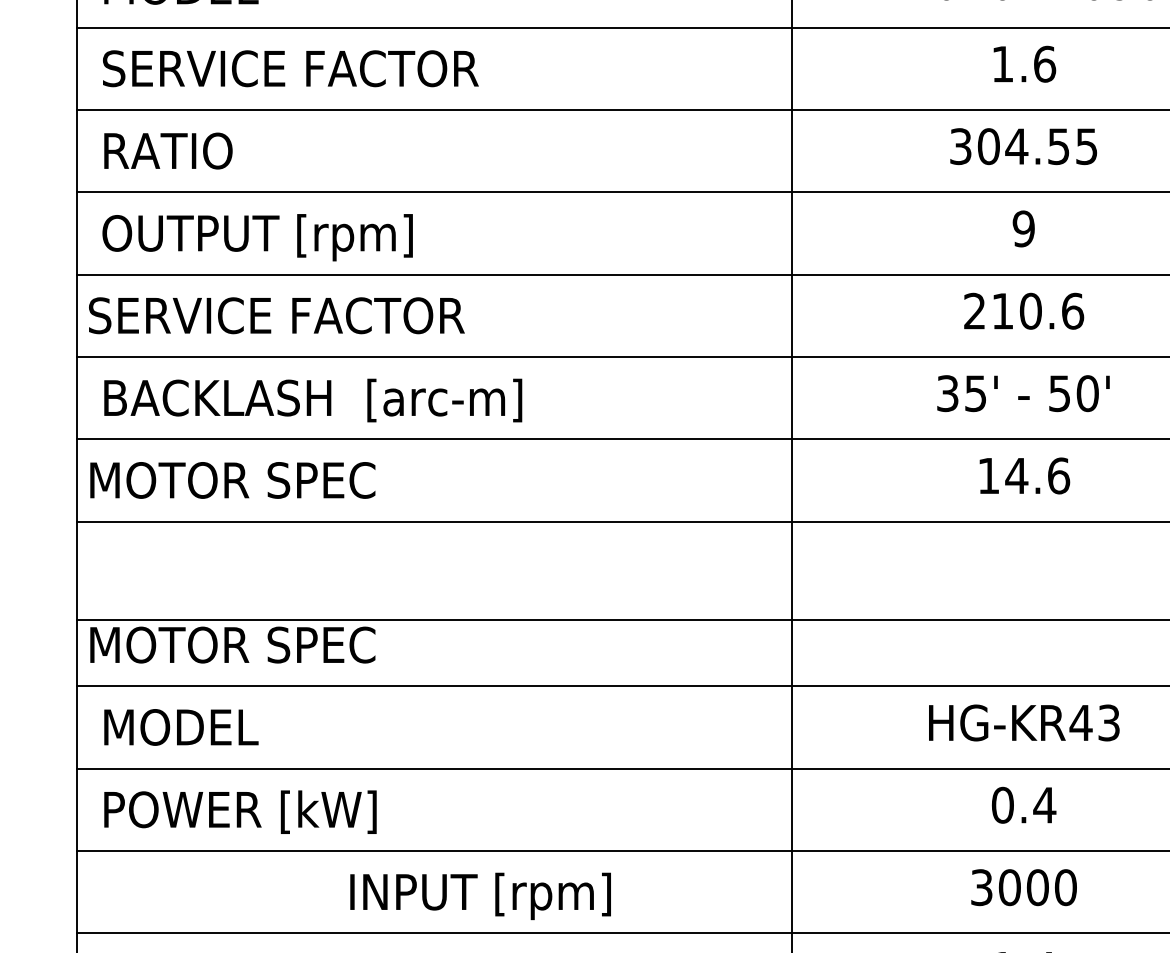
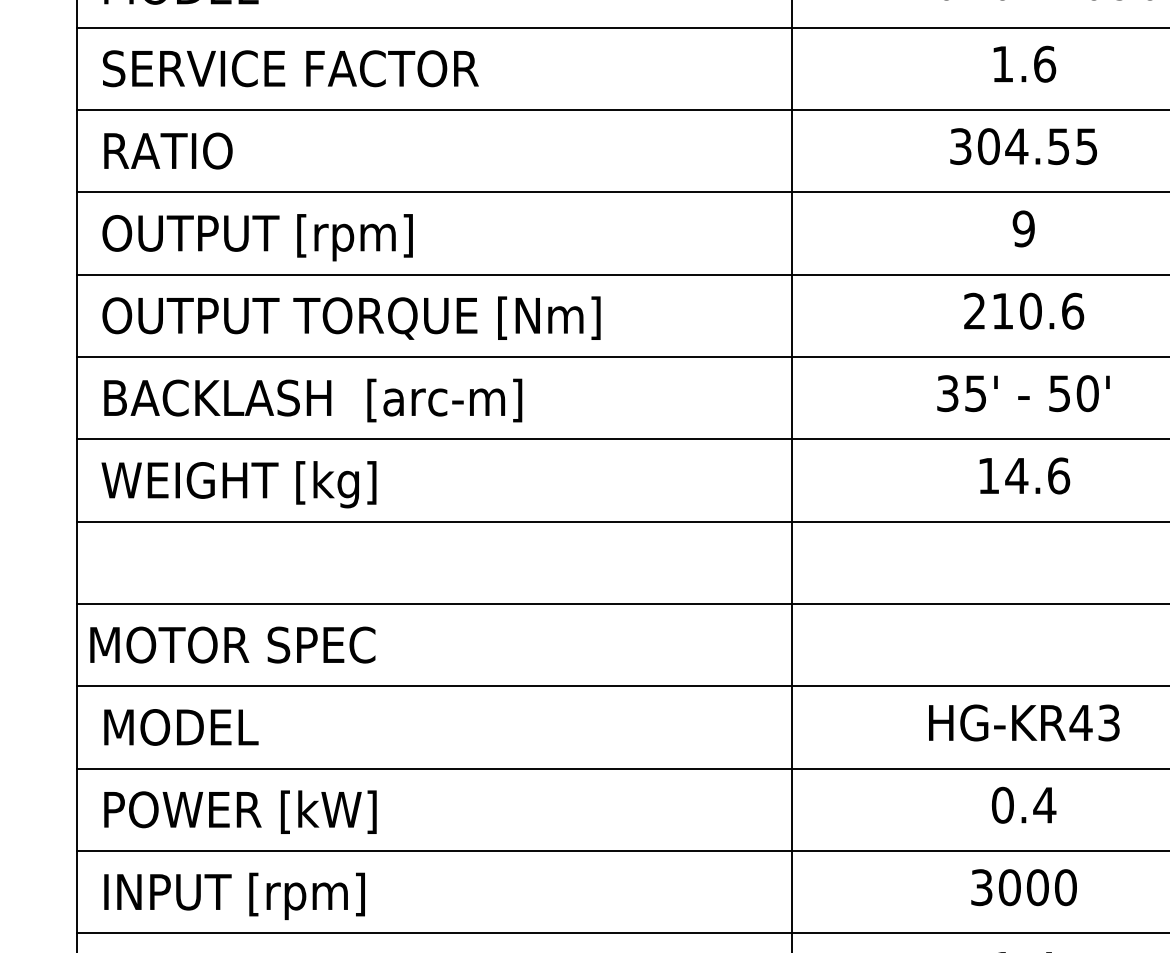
text: SERVICE FACTOR -> OUTPUT TORQUE [Nm] (344, 317)
text: MOTOR SPEC -> WEIGHT [kg] (233, 484)
line position: (621, 619) -> (621, 603) (621, 603)
text position: (480, 896) -> (234, 896) (234, 896)
